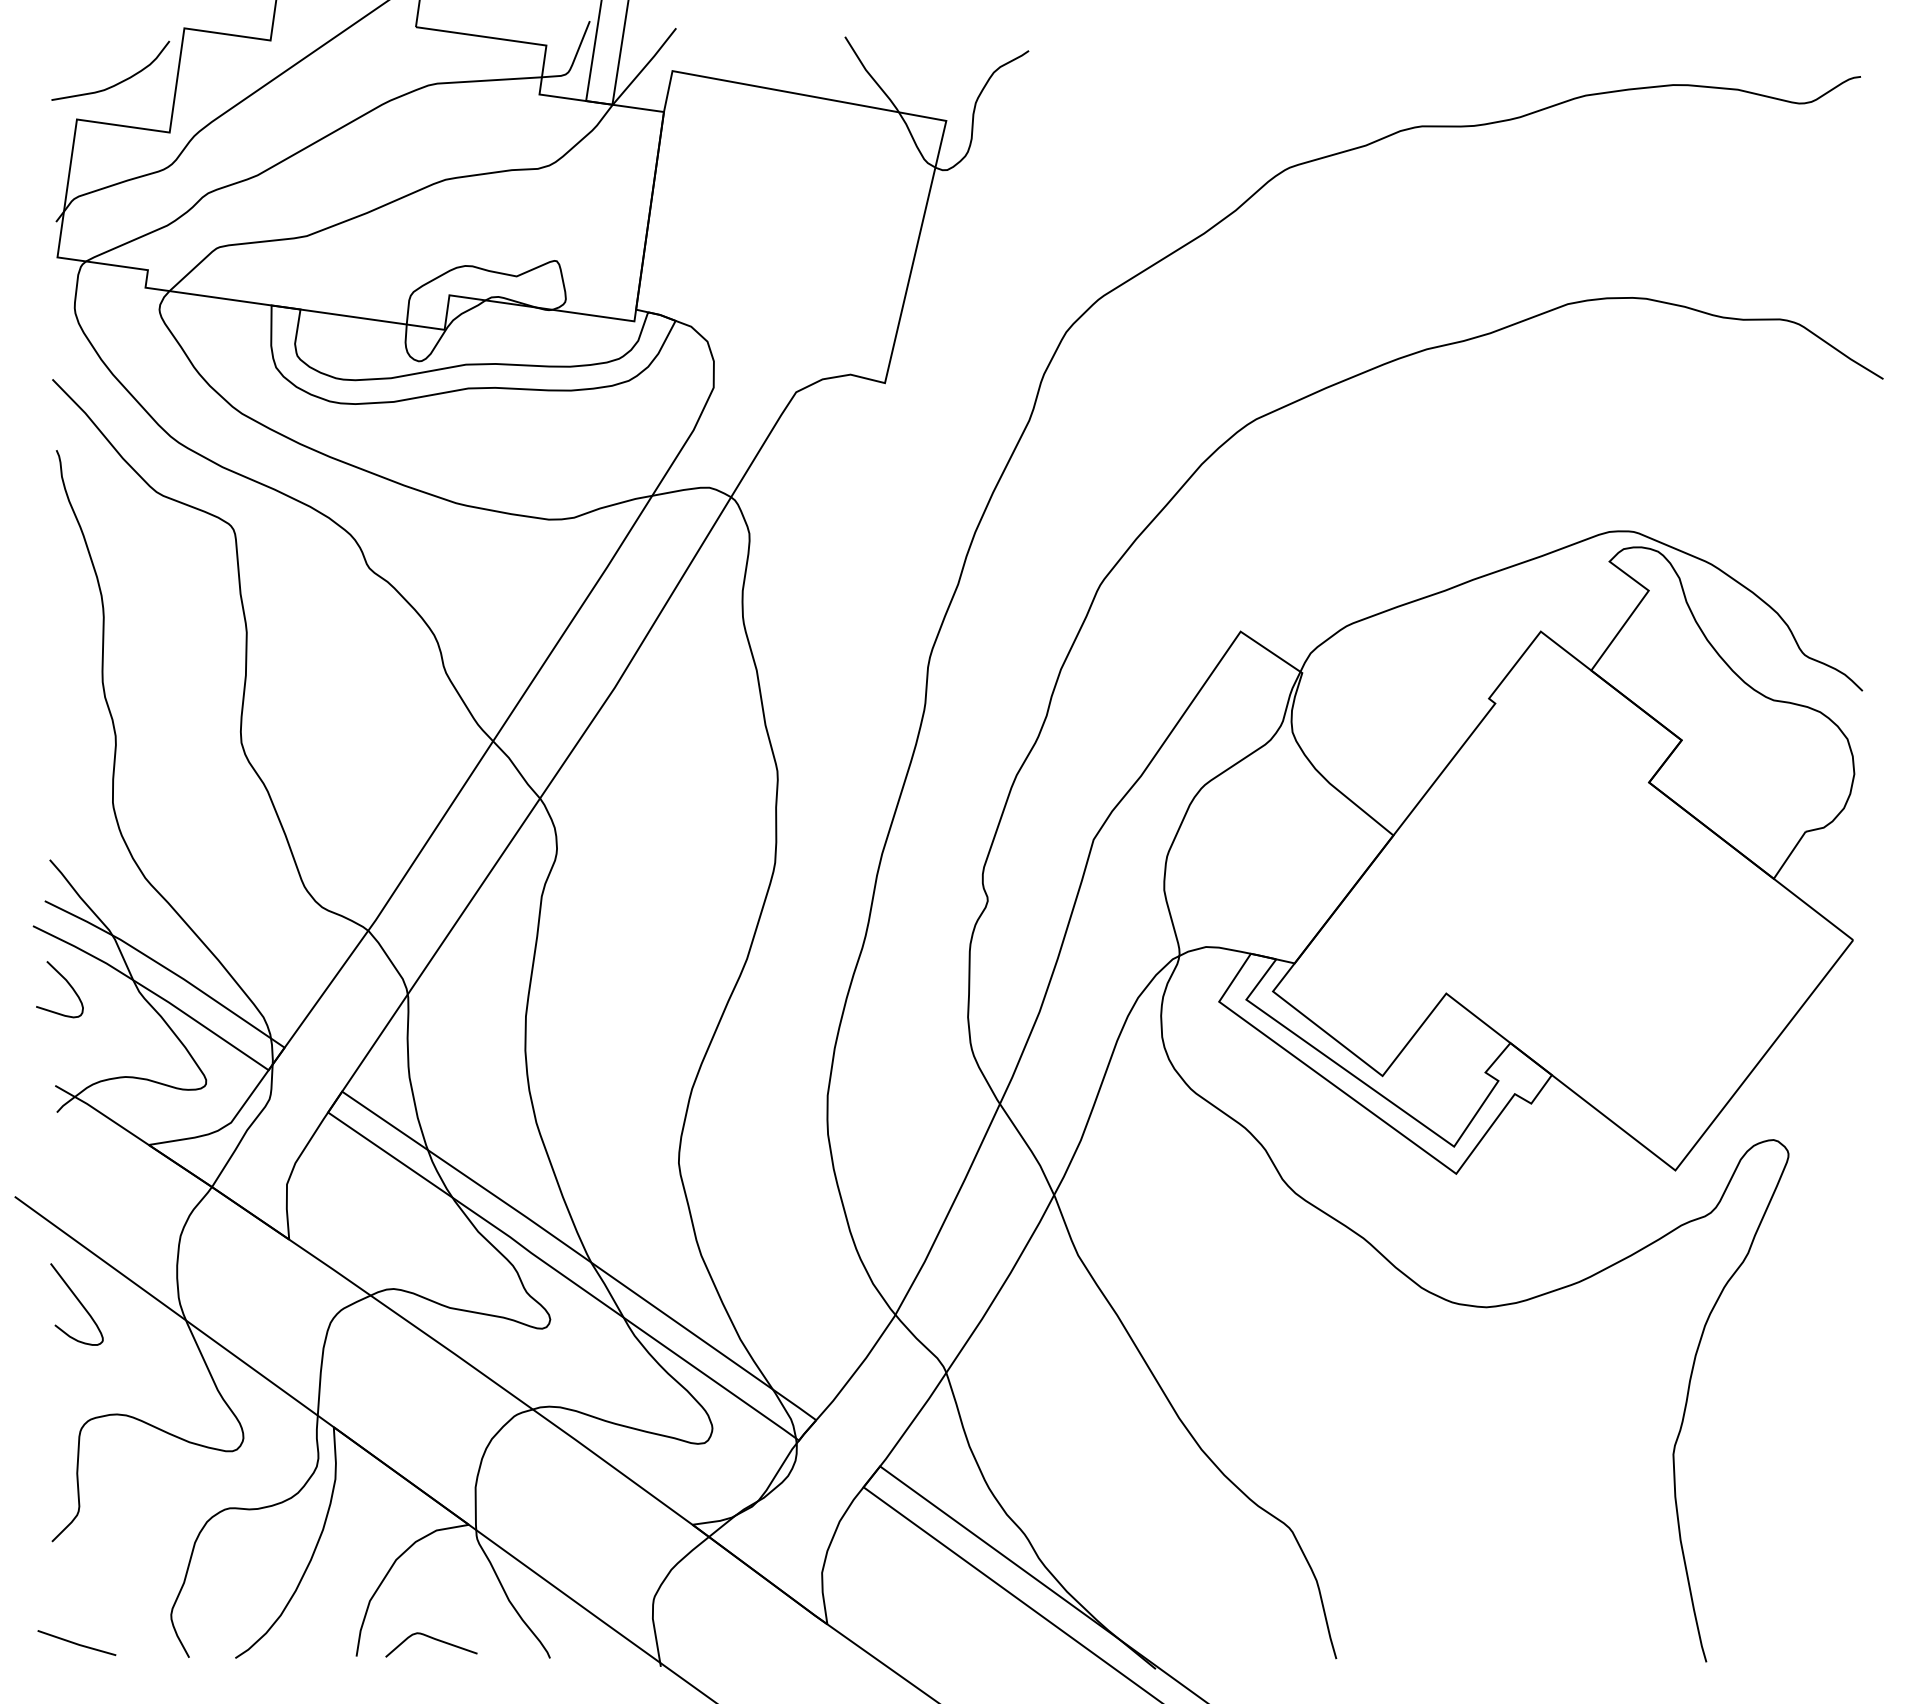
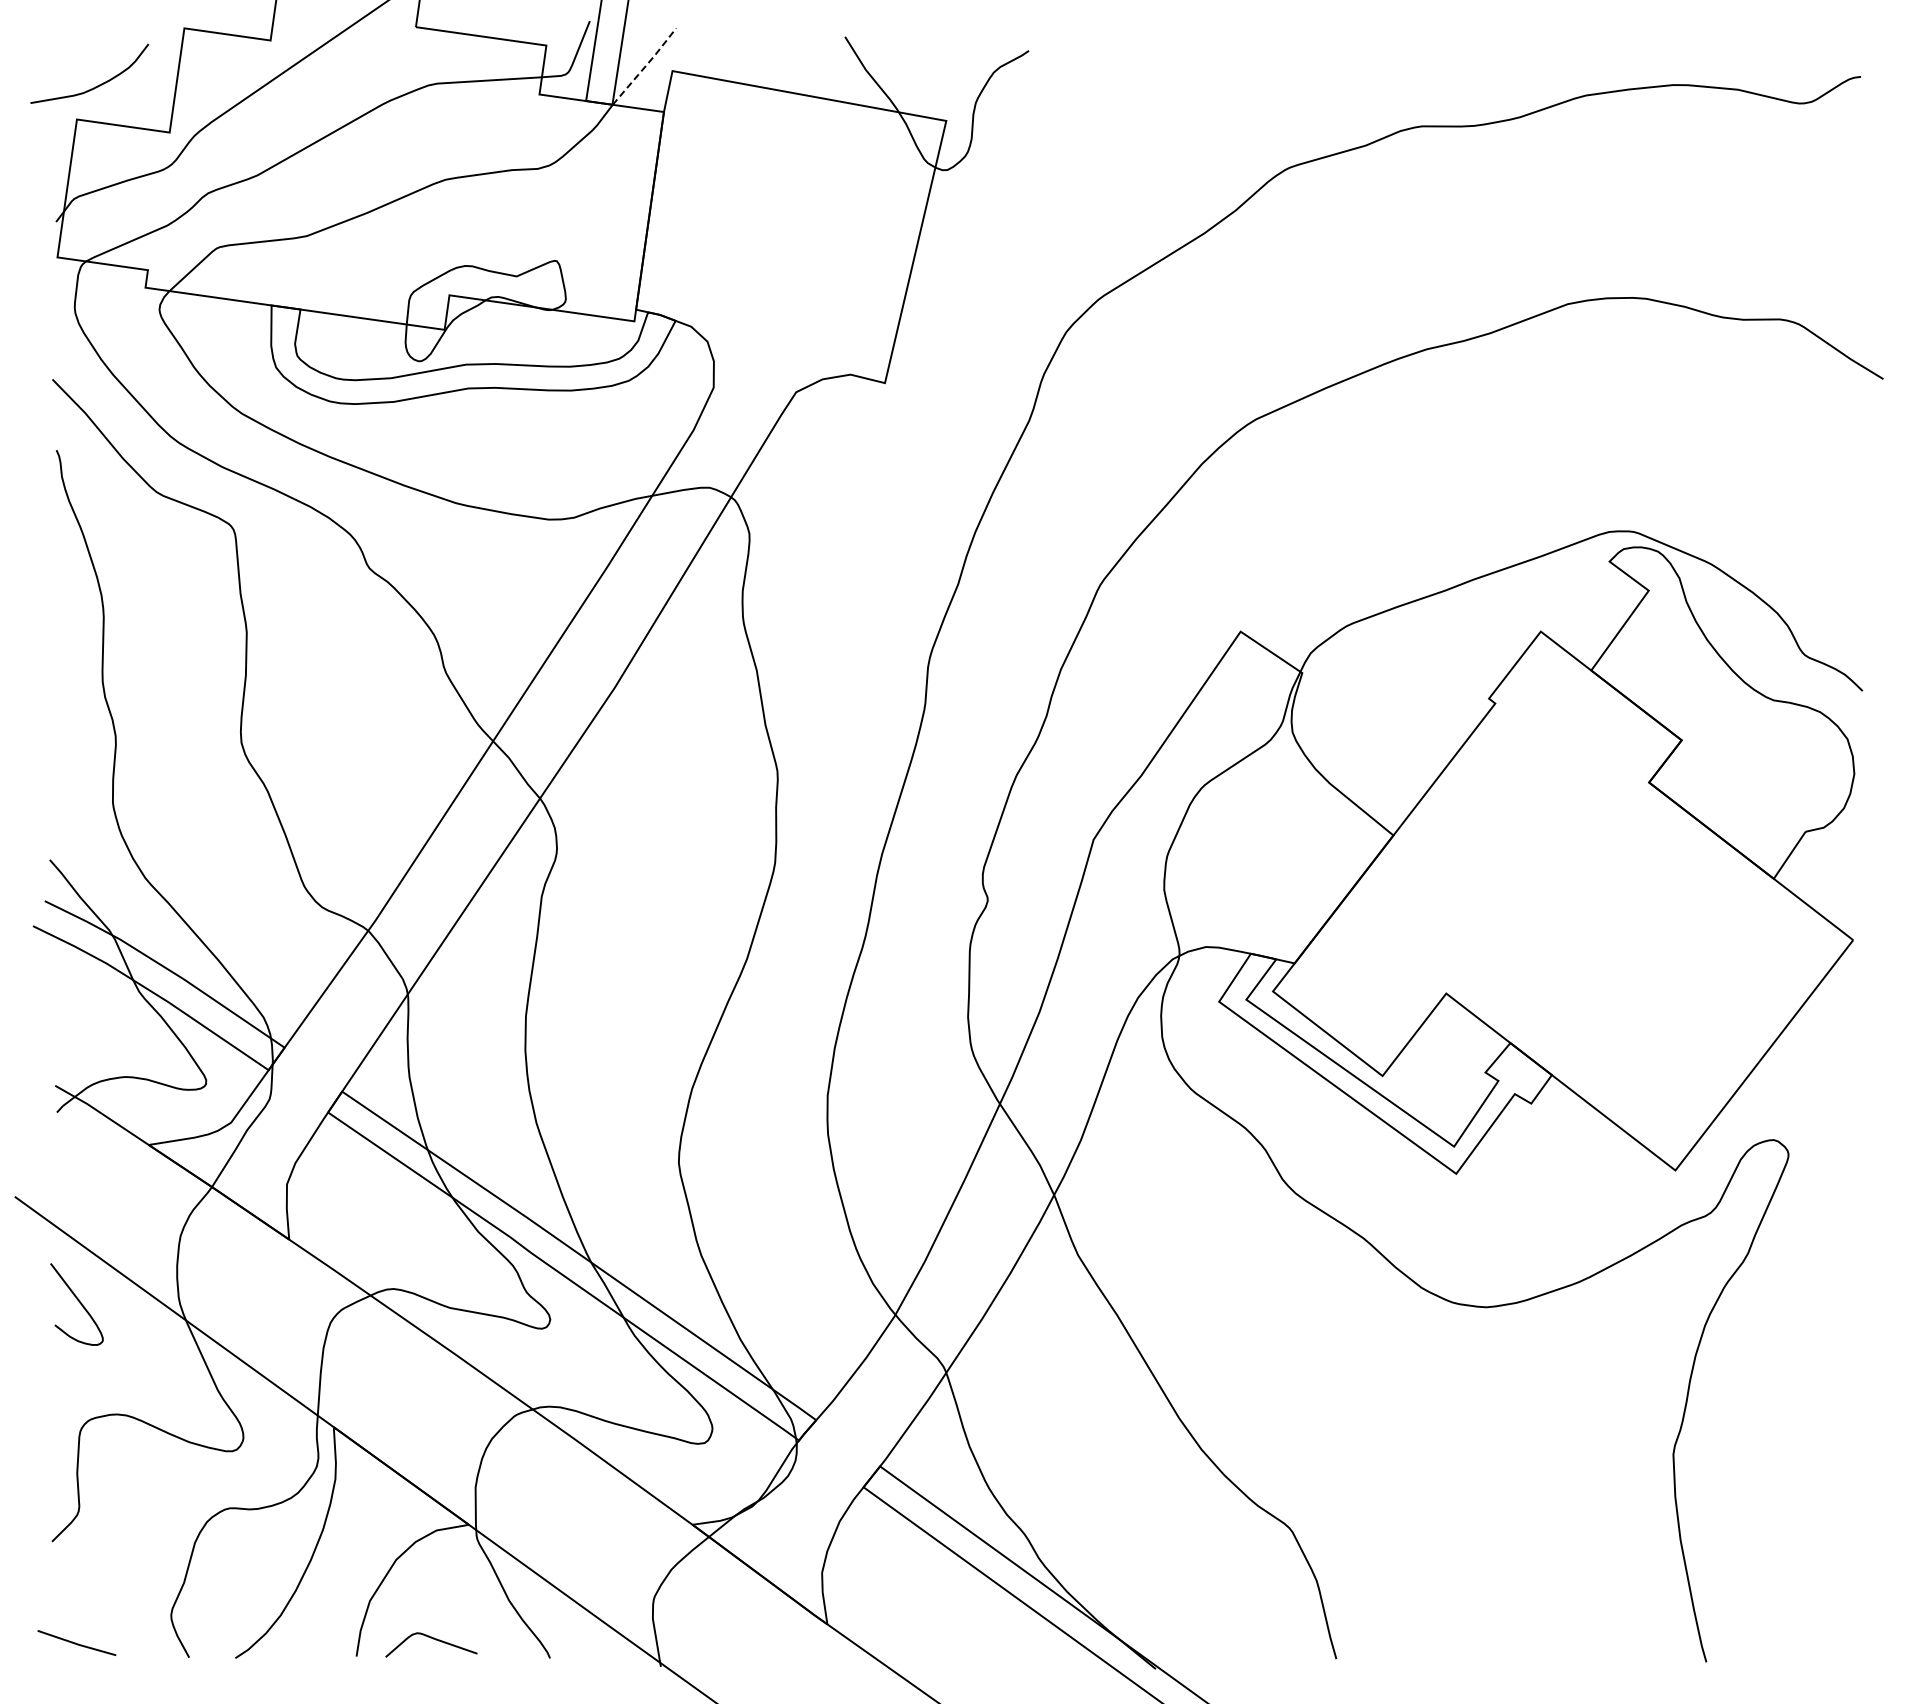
line: solid -> dashed (645, 66)
curve position: (116, 83) -> (95, 86) (95, 86)
curve: present -> none (66, 982)
